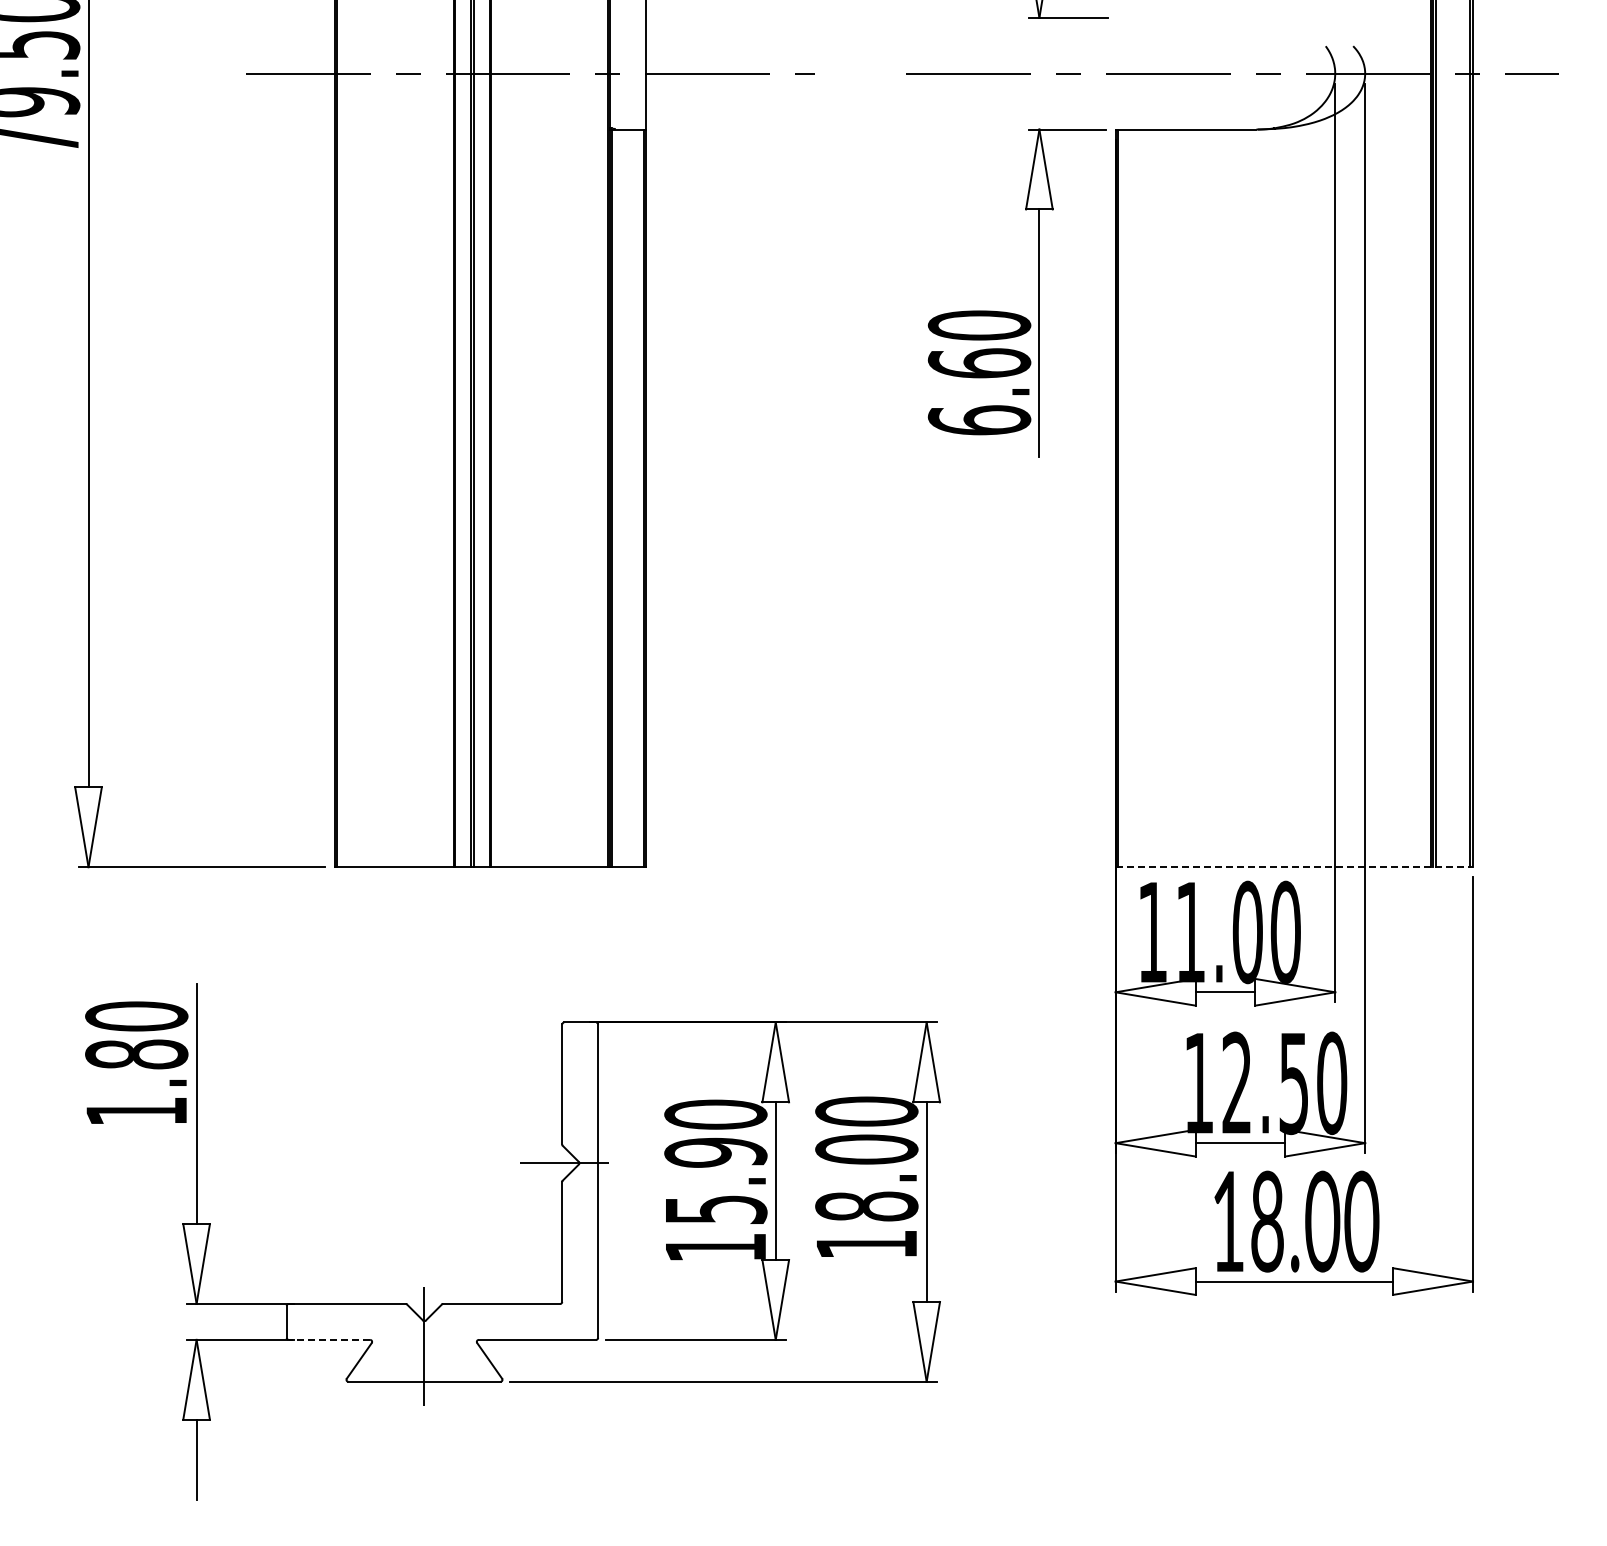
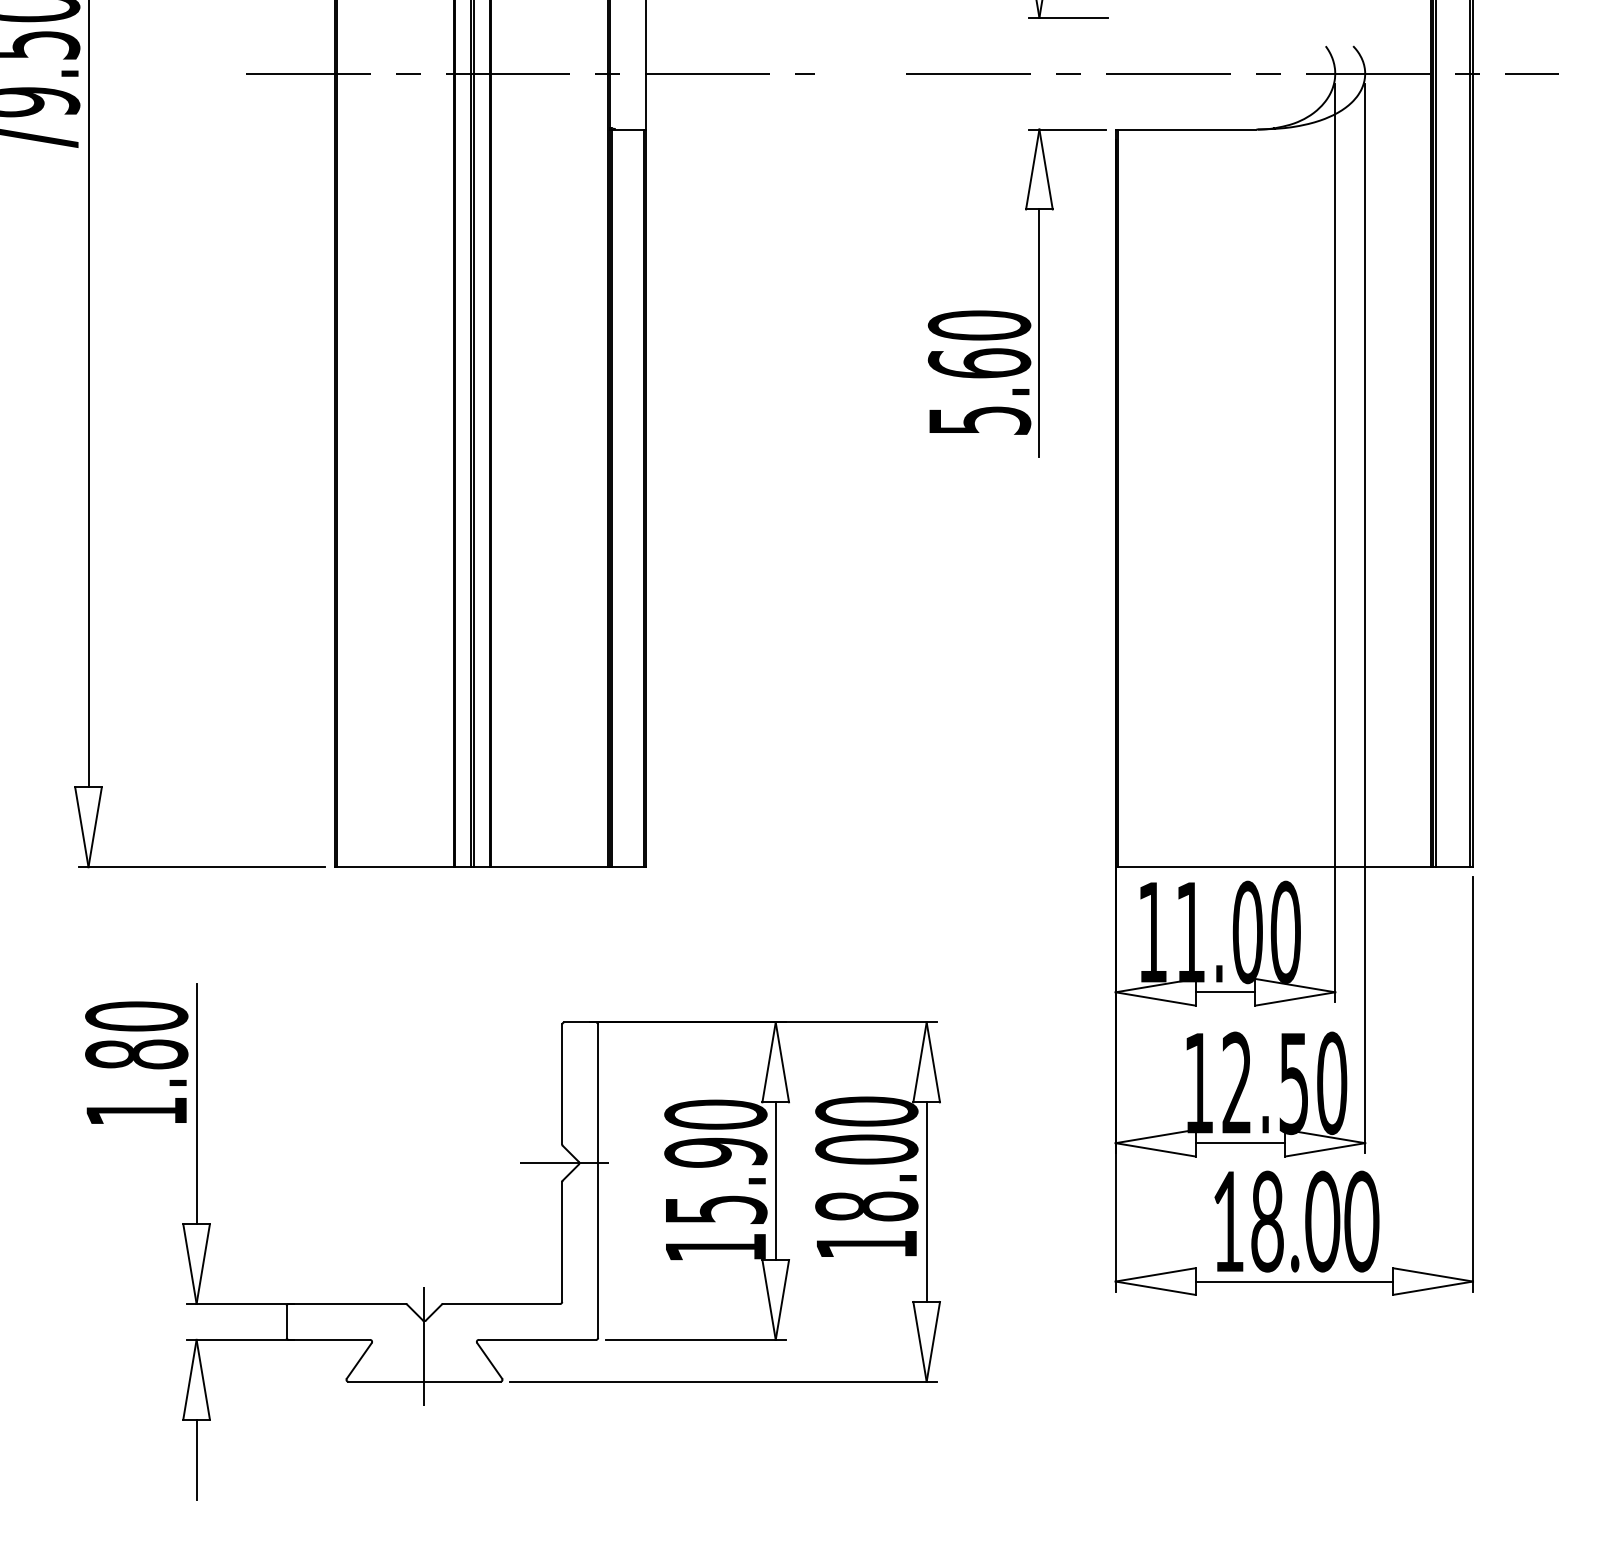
text: 6.60 -> 5.60 (979, 420)
line: dashed -> solid (1294, 867)
line: dashed -> solid (329, 1339)
